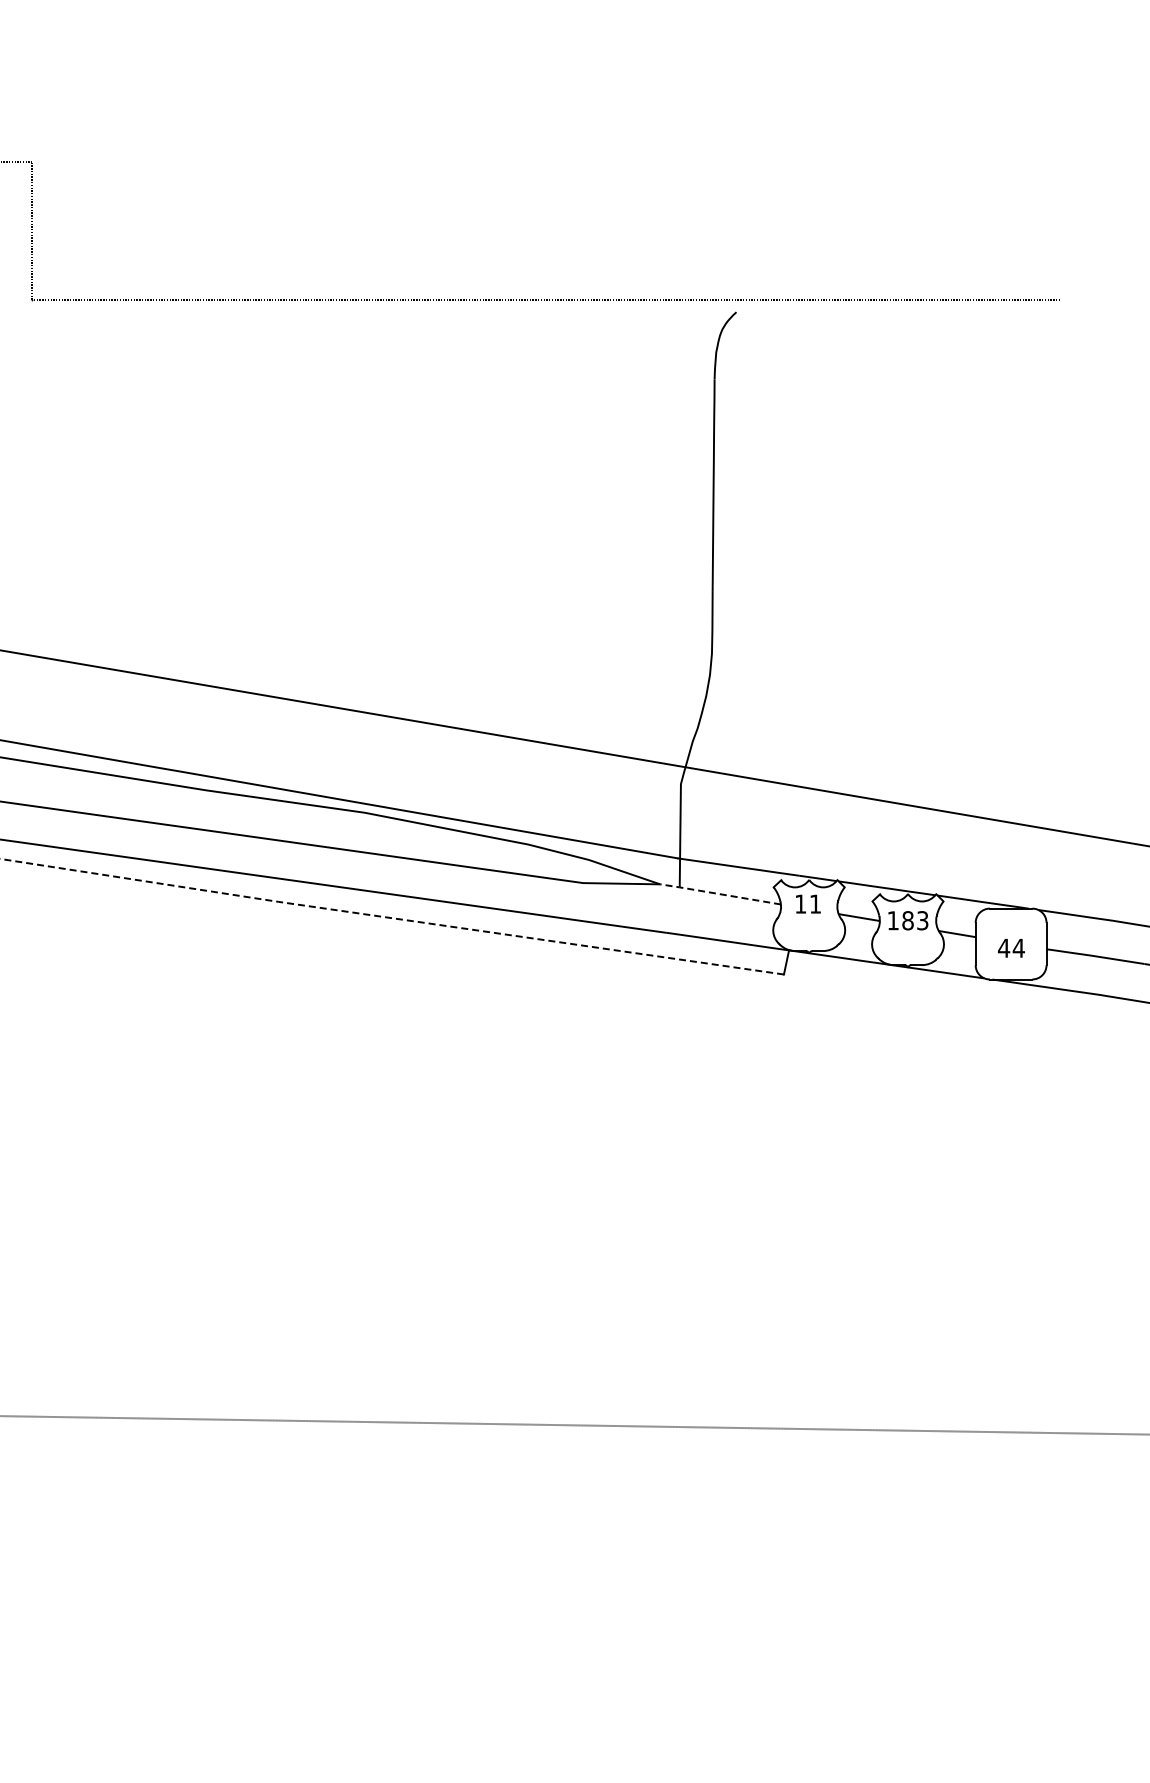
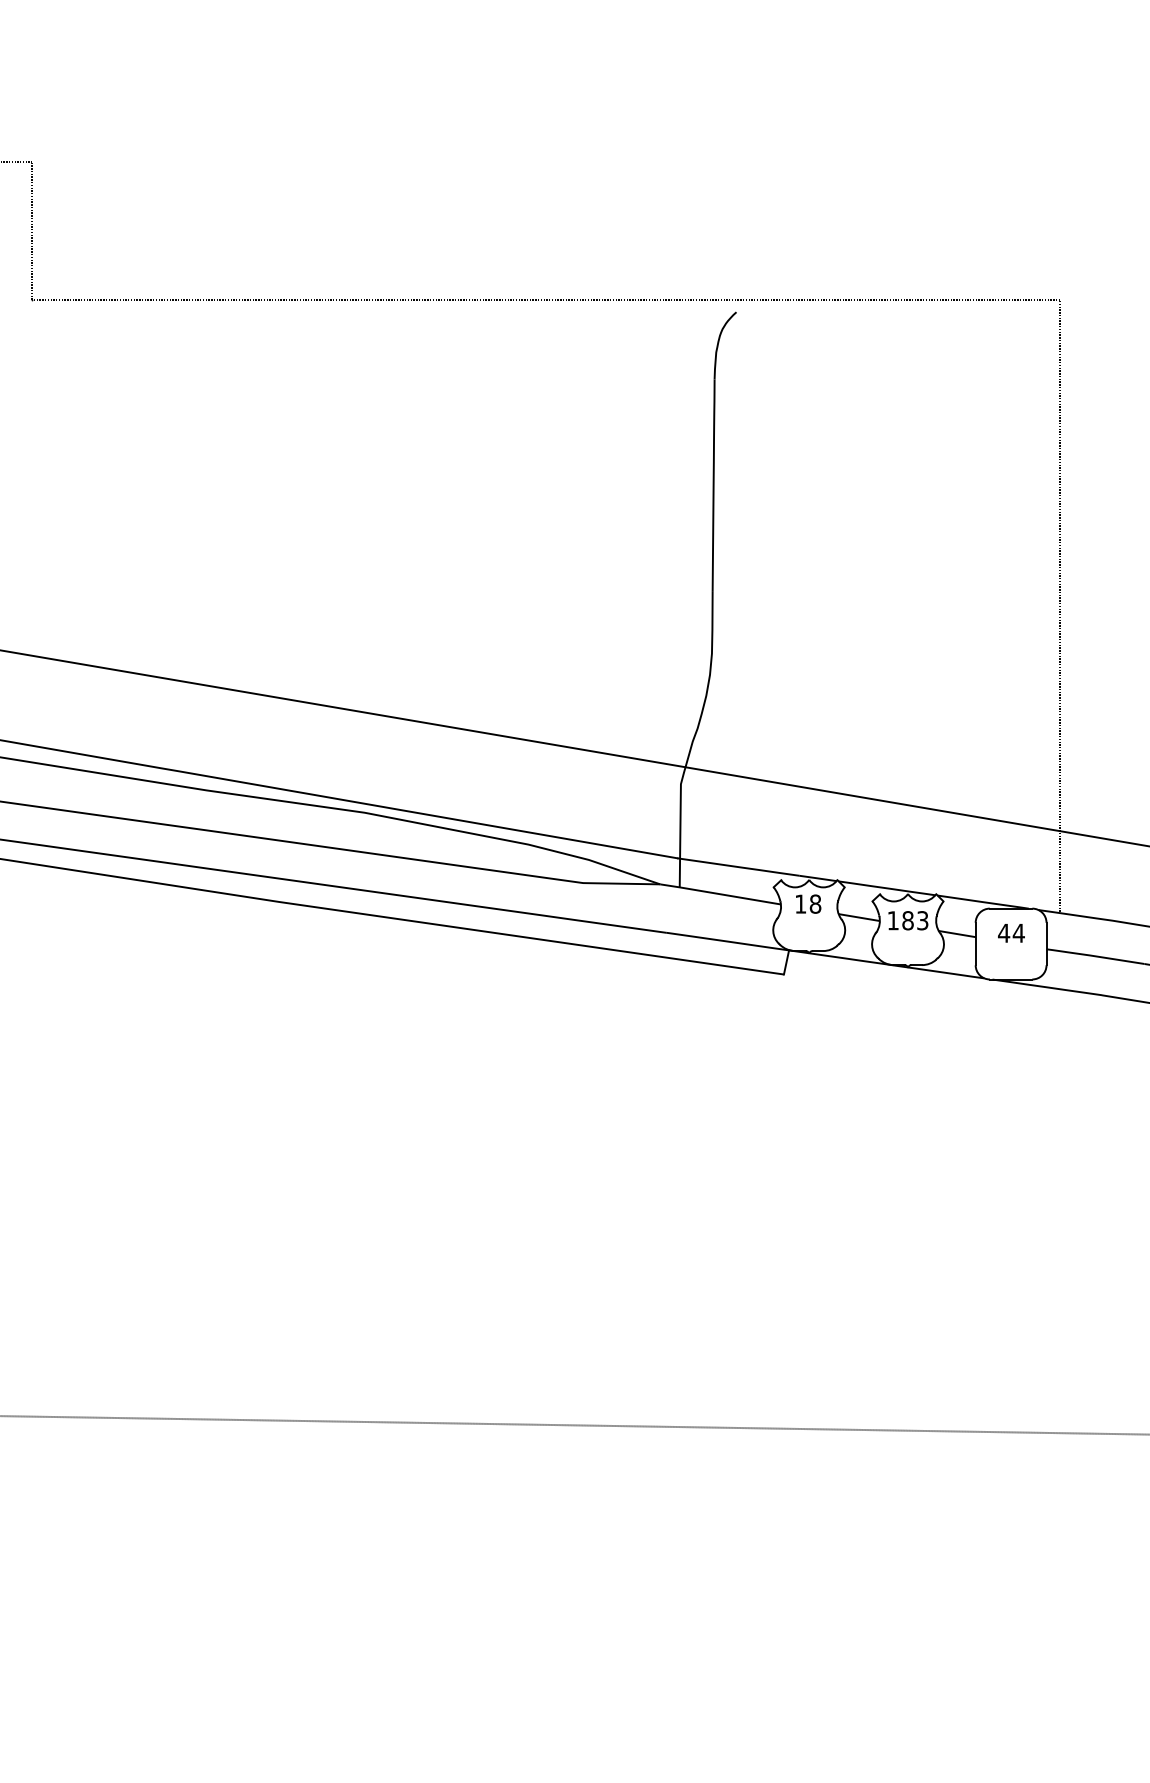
line: none -> present (1060, 606)
line: dashed -> solid (720, 894)
text: 11 -> 18 (815, 903)
line: dashed -> solid (391, 918)
text position: (1011, 948) -> (1011, 933) (1011, 933)
